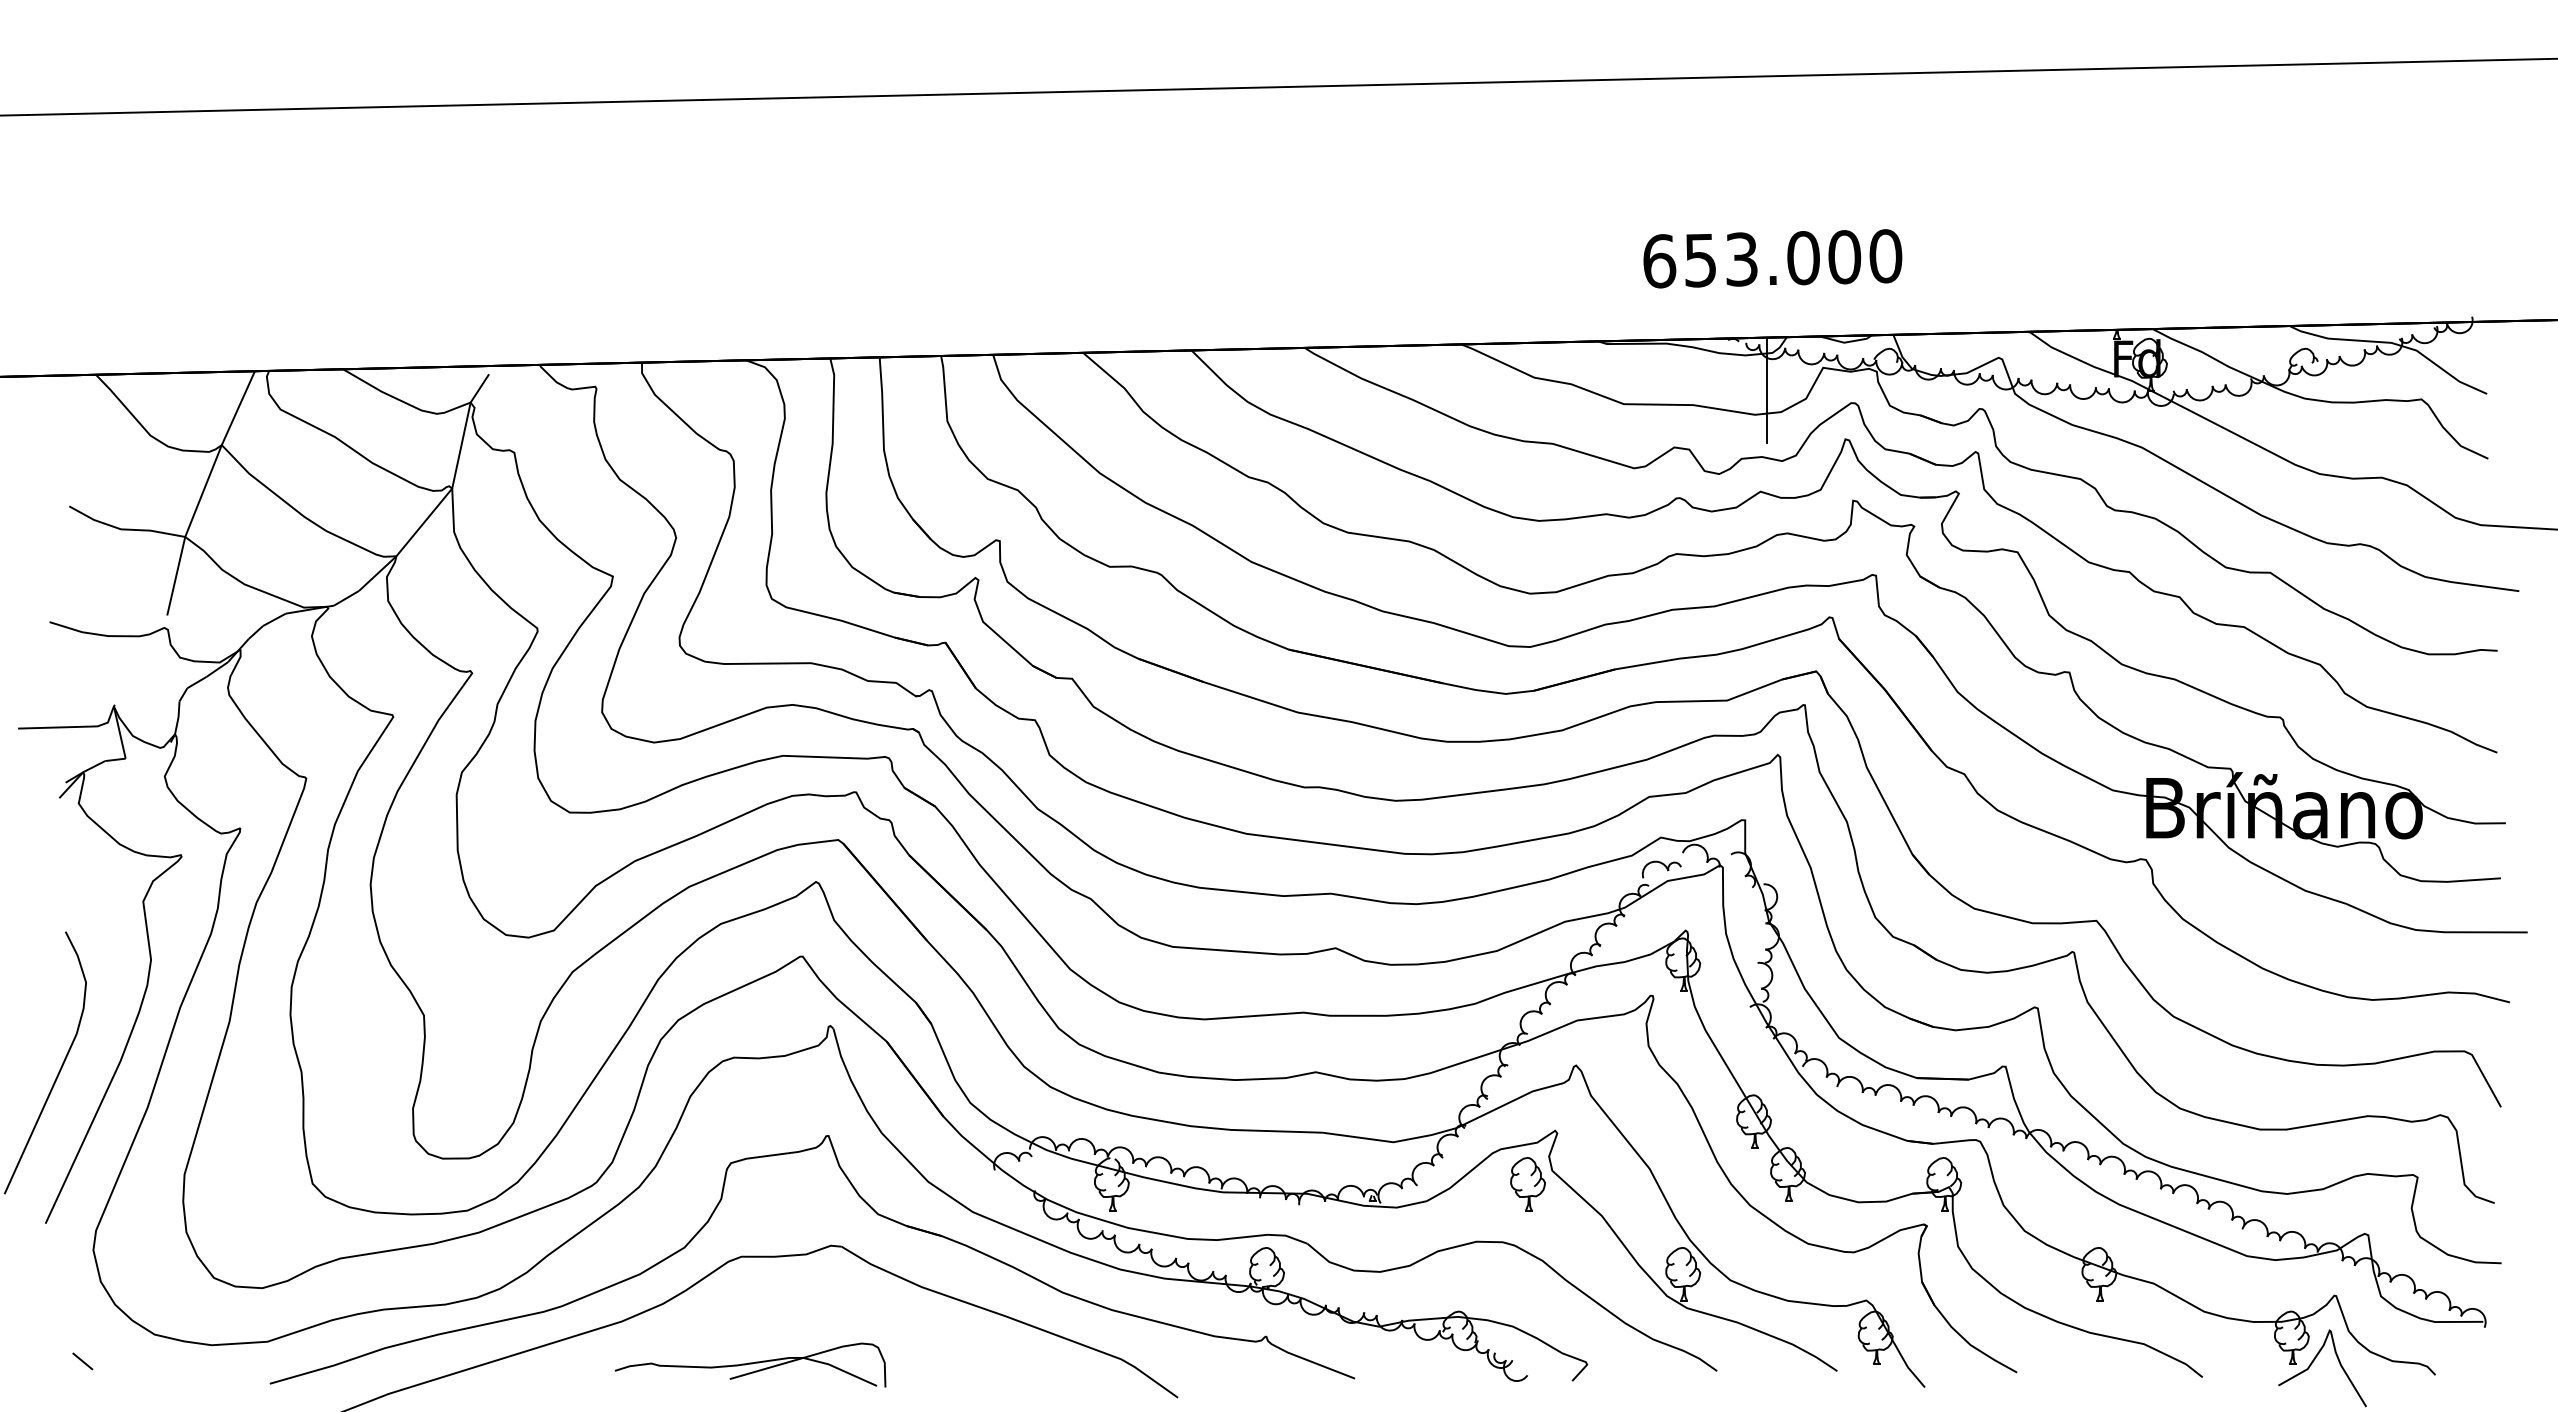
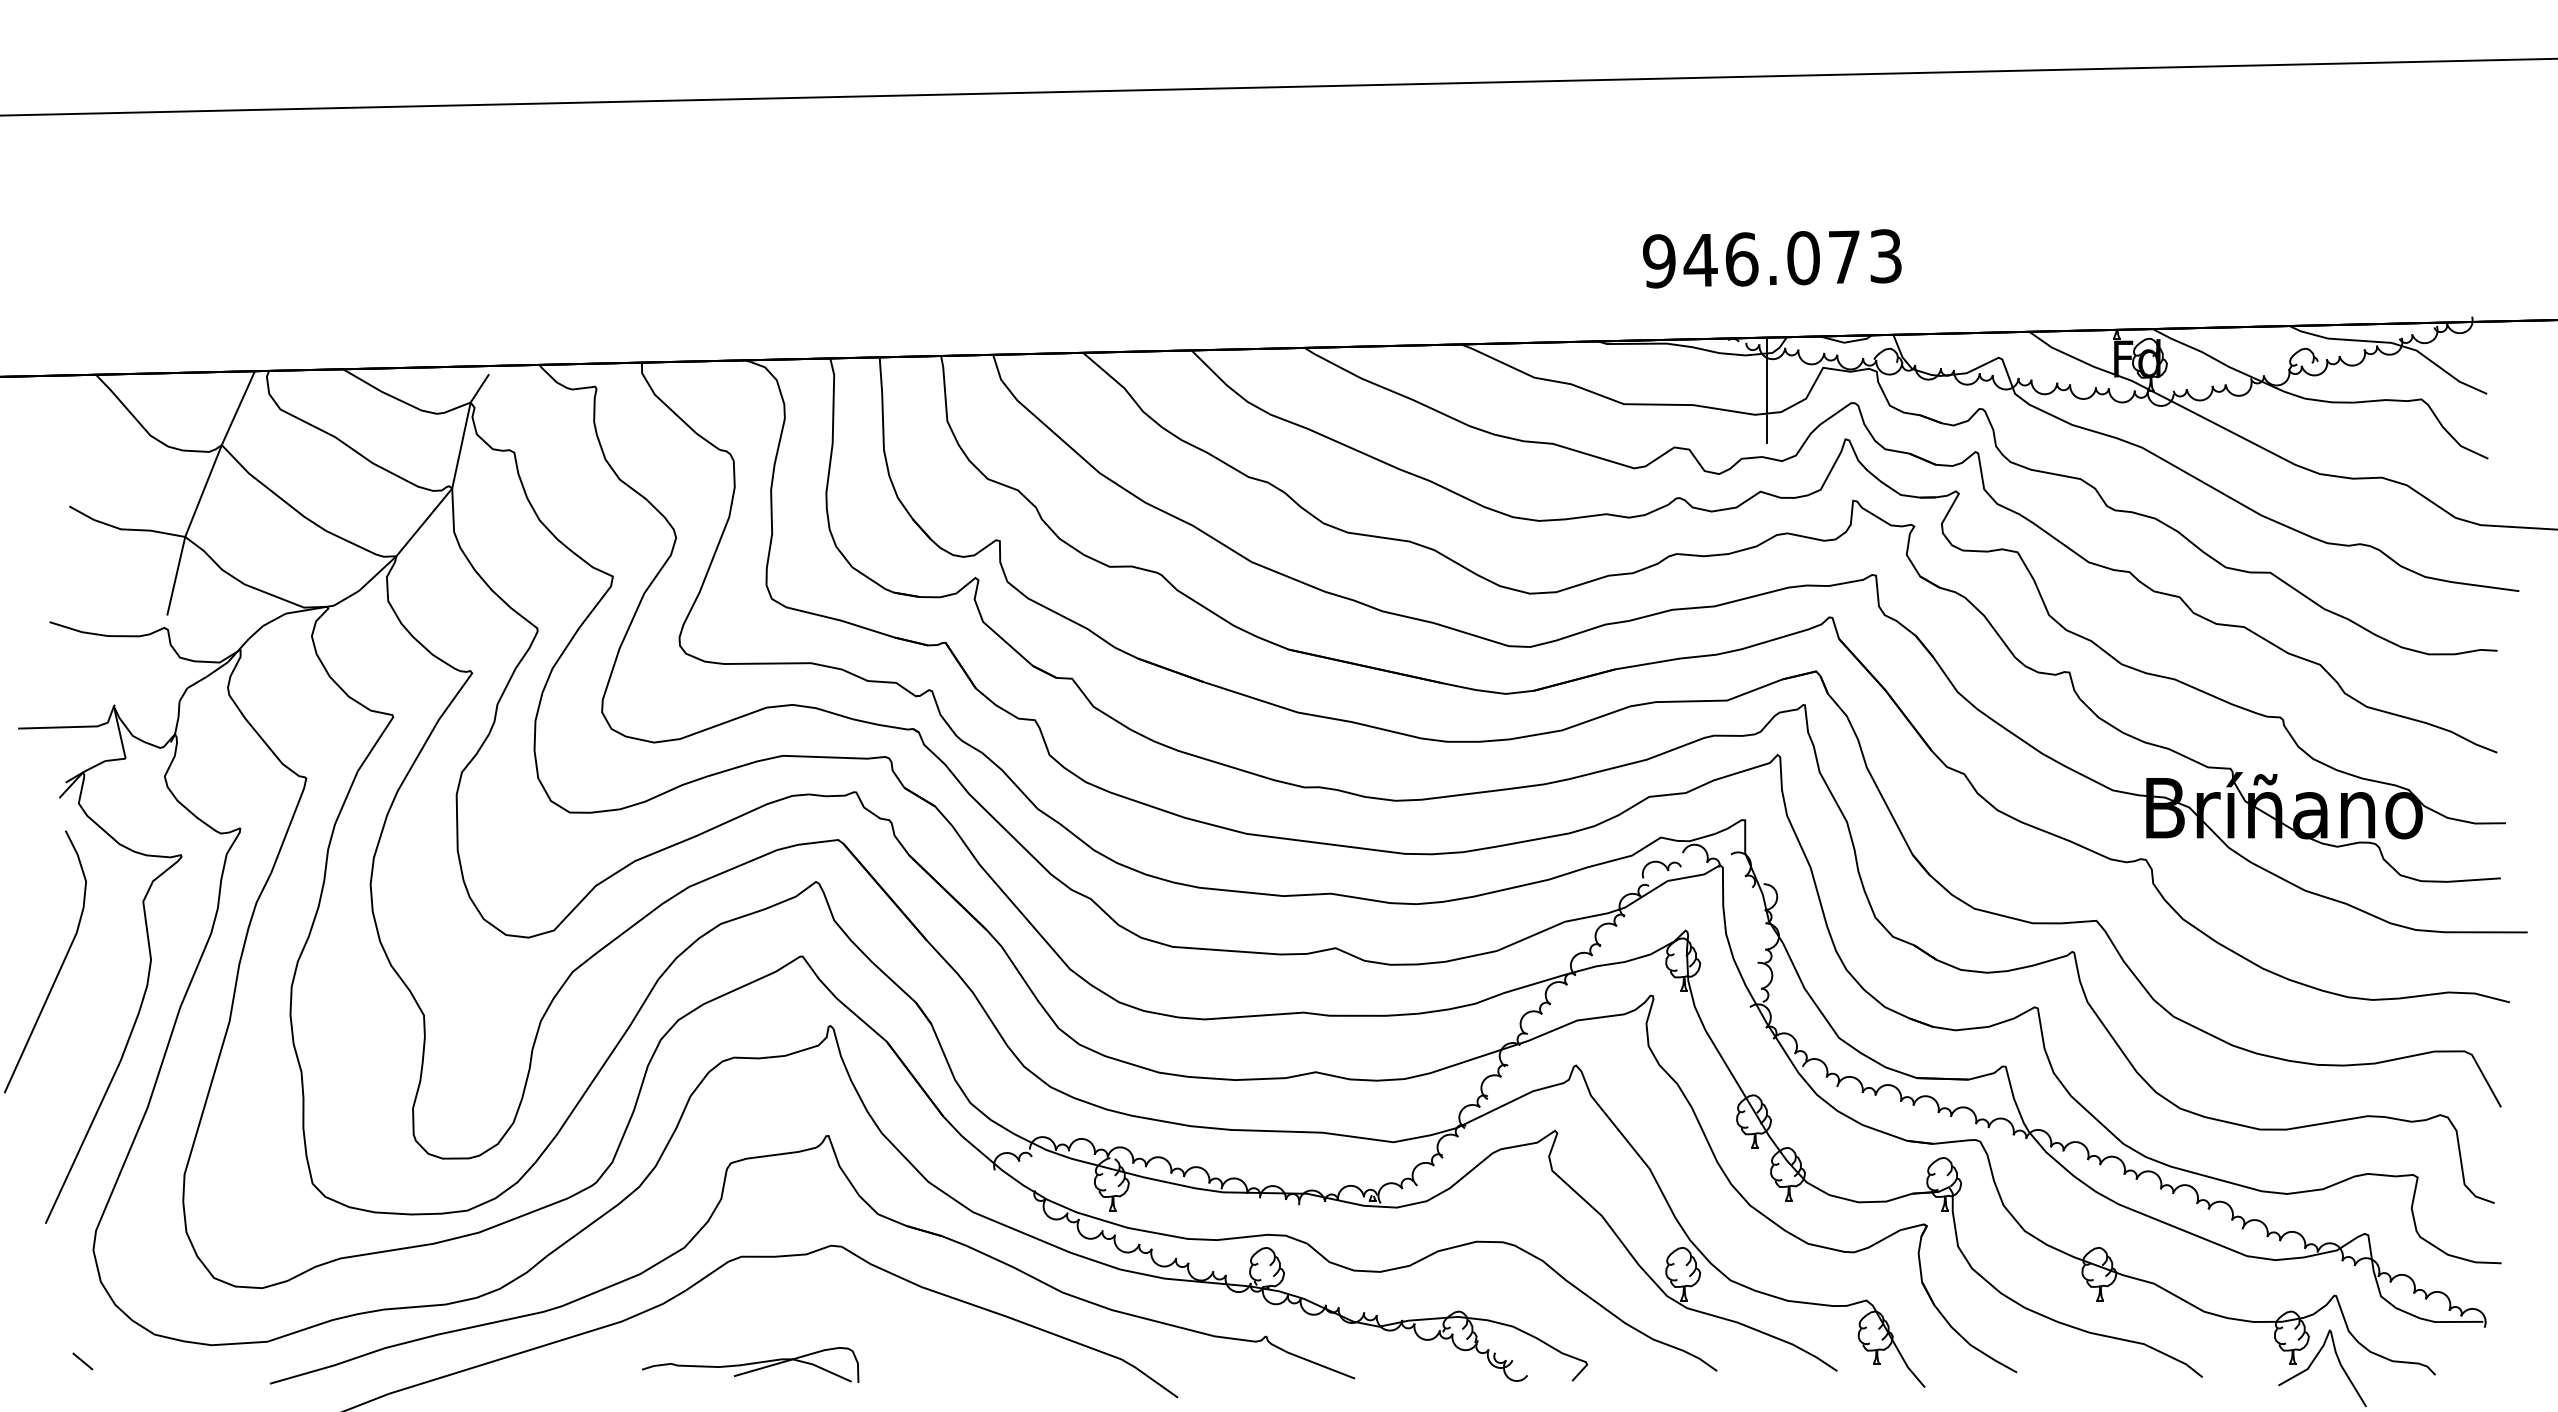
text: 653.000 -> 946.073 (1772, 258)
curve position: (59, 1069) -> (59, 968) (59, 968)
part: present -> none (1527, 1184)
part size: 273x46 px -> 218x36 px (750, 1364)
